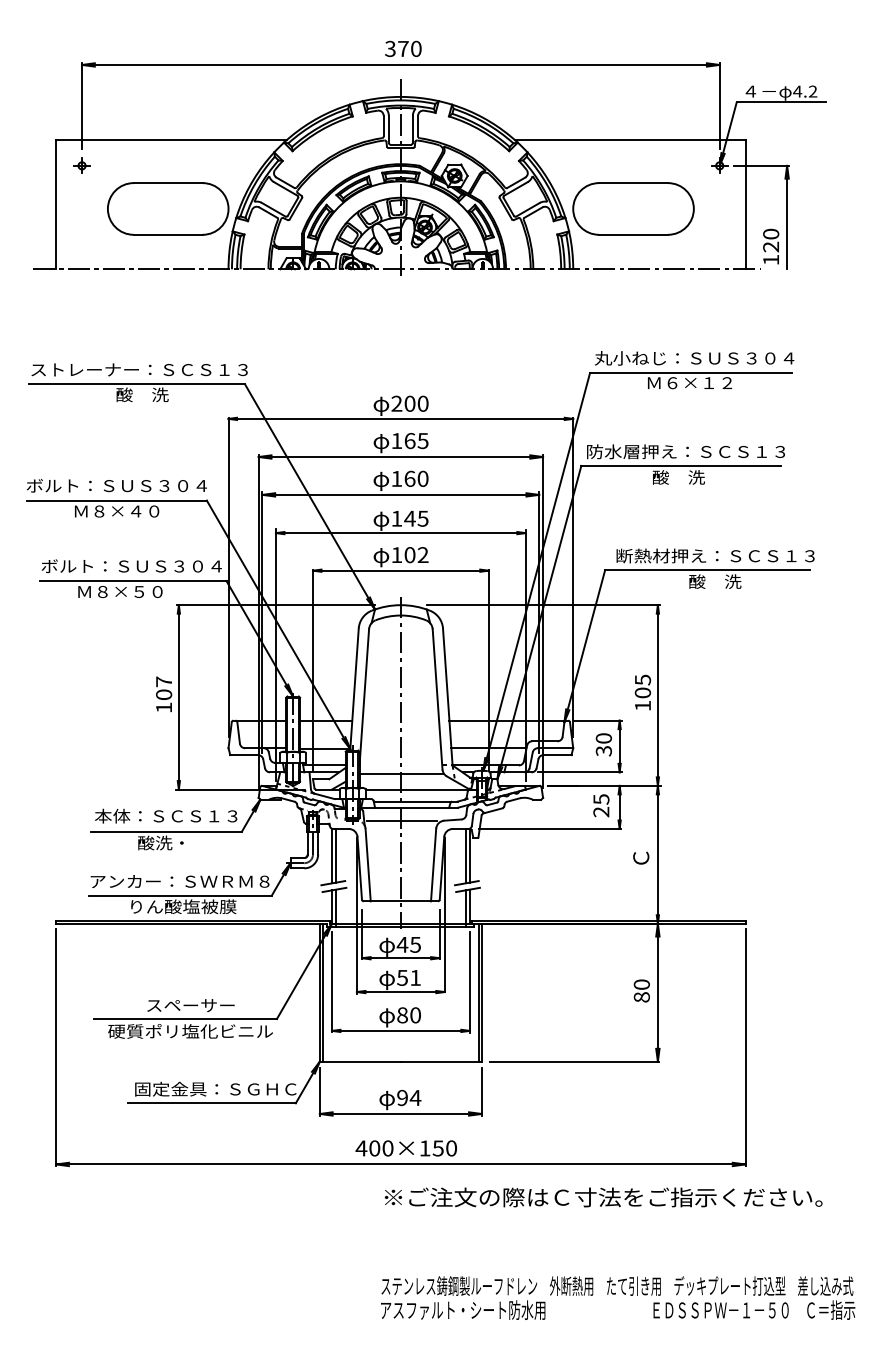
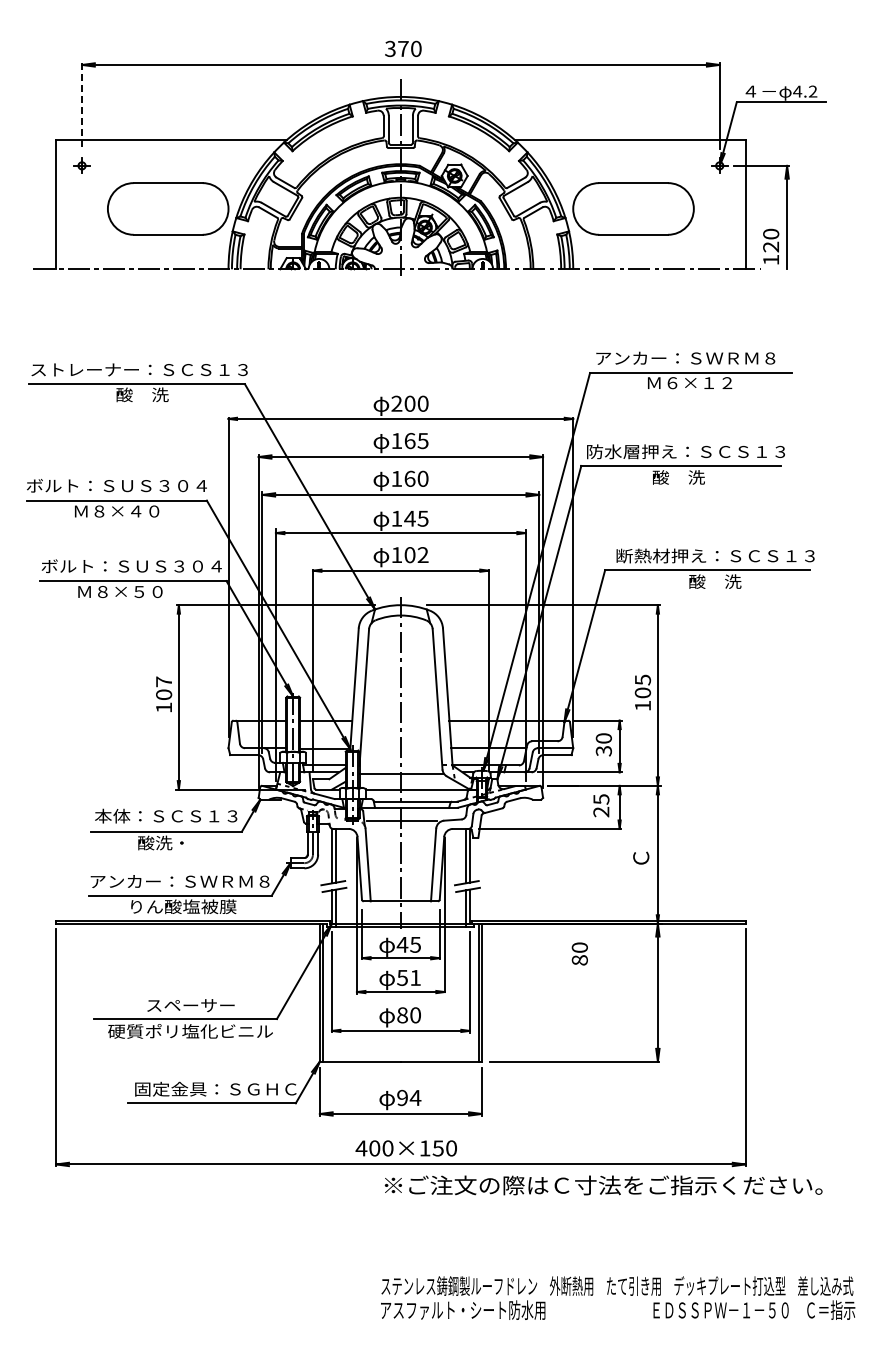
line: solid -> dashed (82, 106)
text: 丸小ねじ：ＳＵＳ３０４ -> アンカー：ＳＷＲＭ８ (694, 358)
text position: (641, 990) -> (579, 953) (579, 953)
text position: (603, 1197) -> (603, 1185) (603, 1185)
